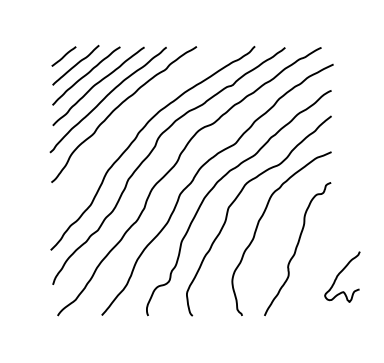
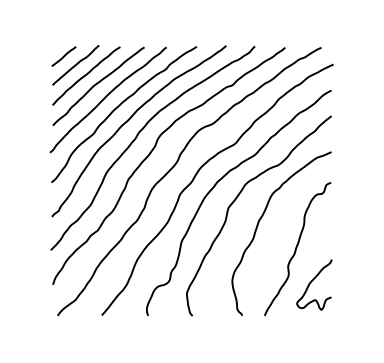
curve: none -> present (128, 121)
curve position: (339, 275) -> (311, 283) (311, 283)
